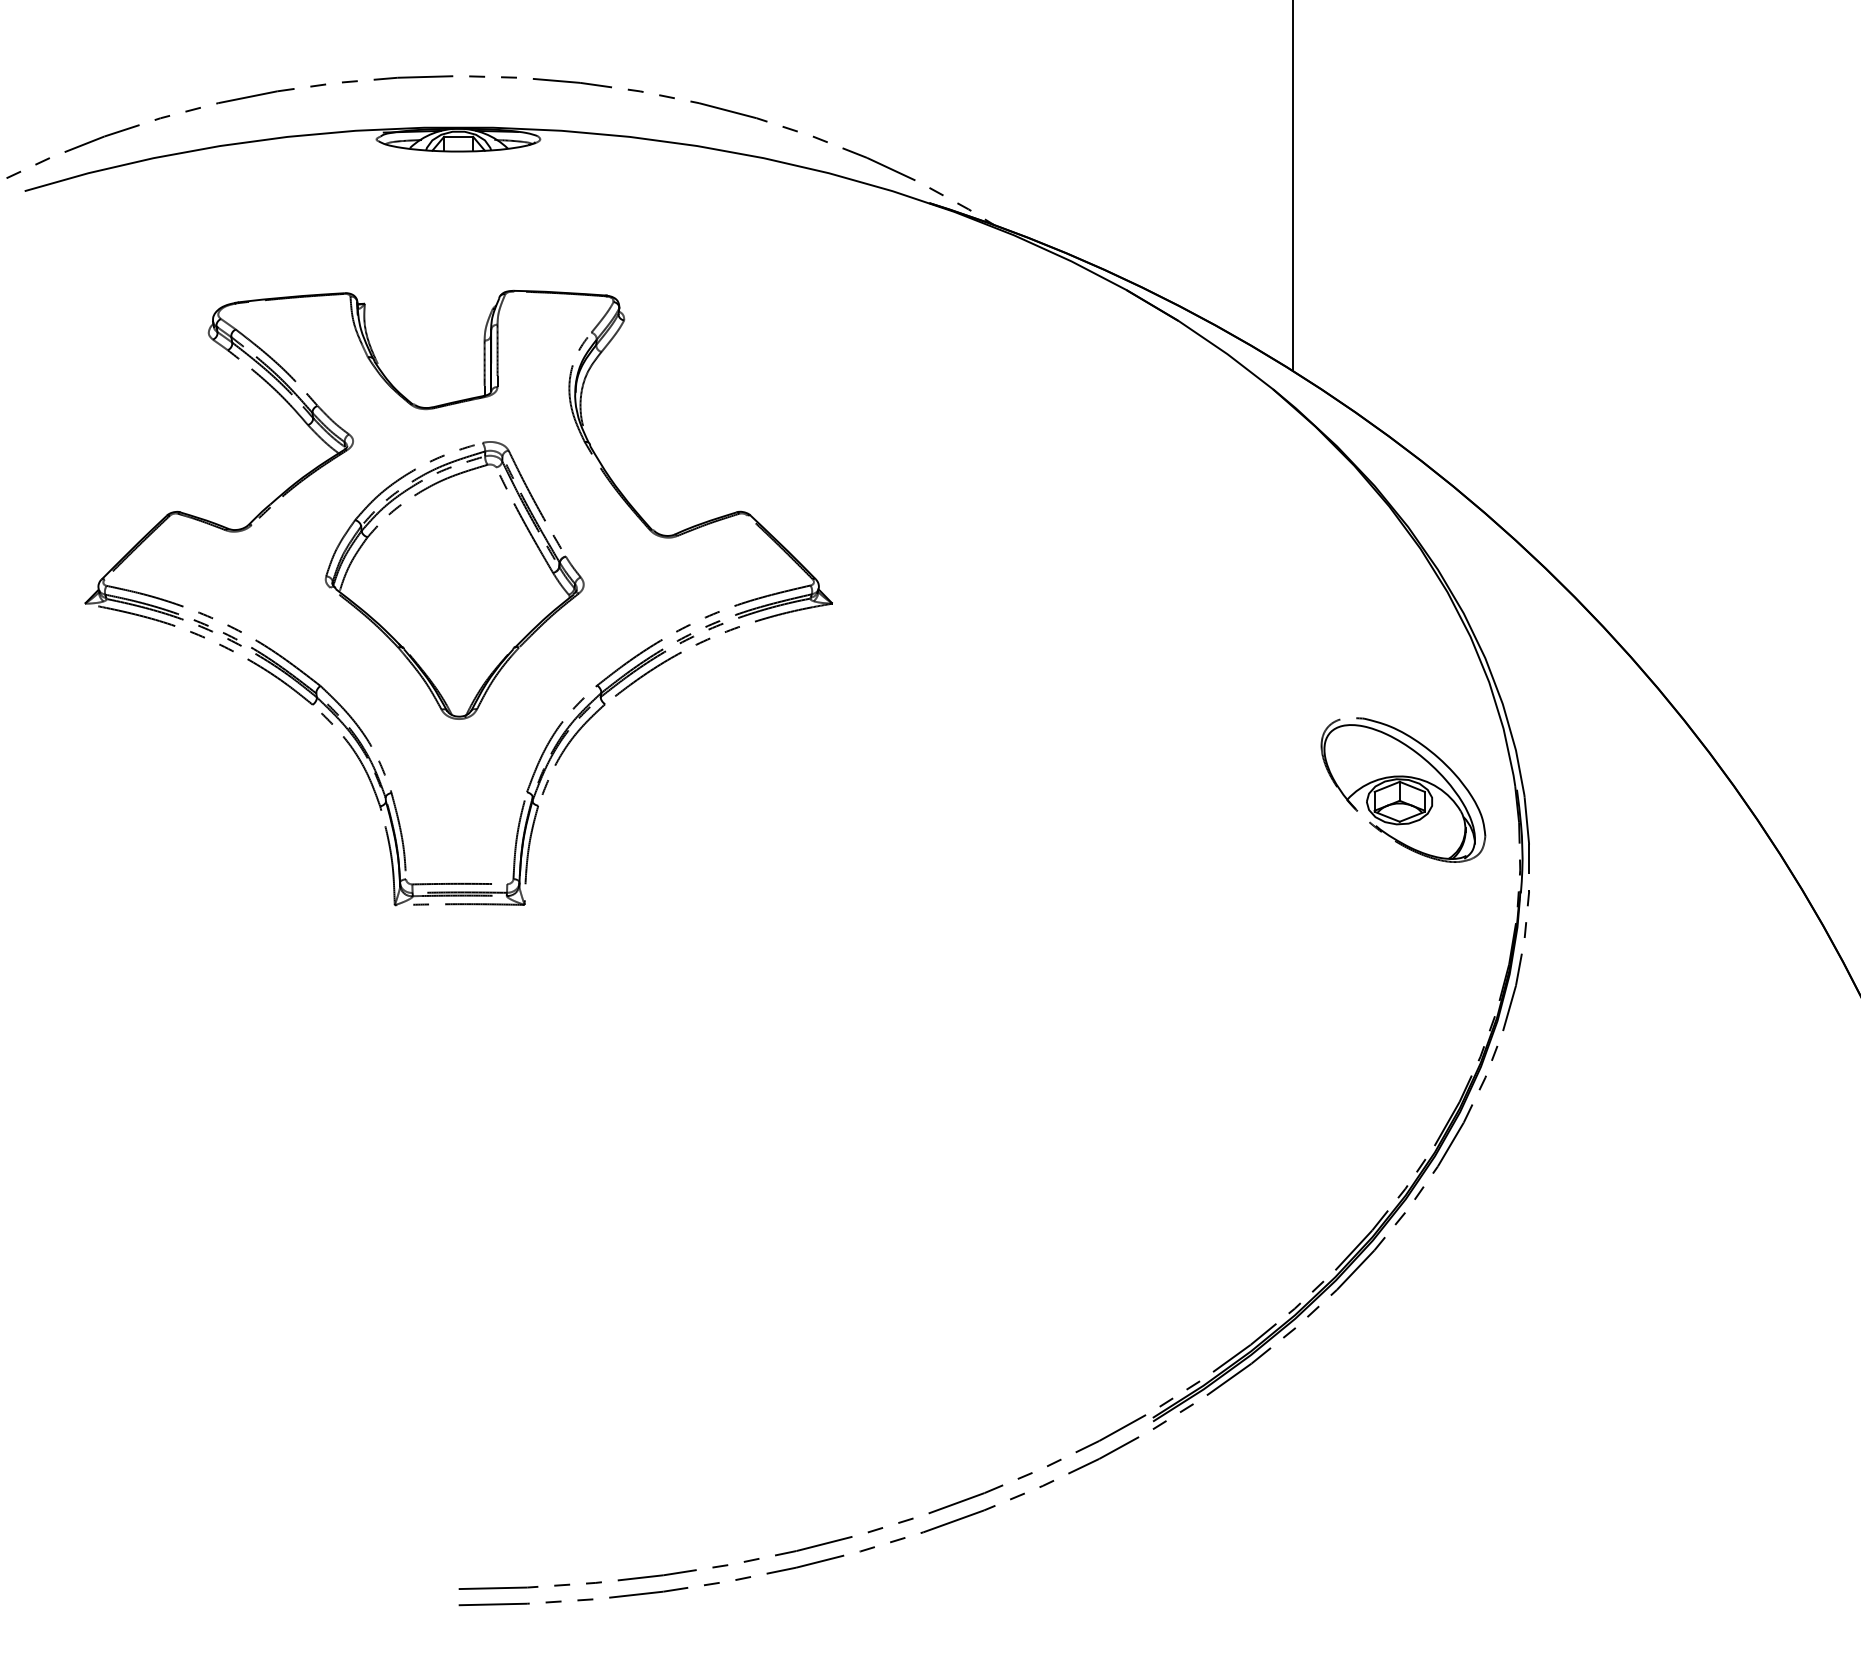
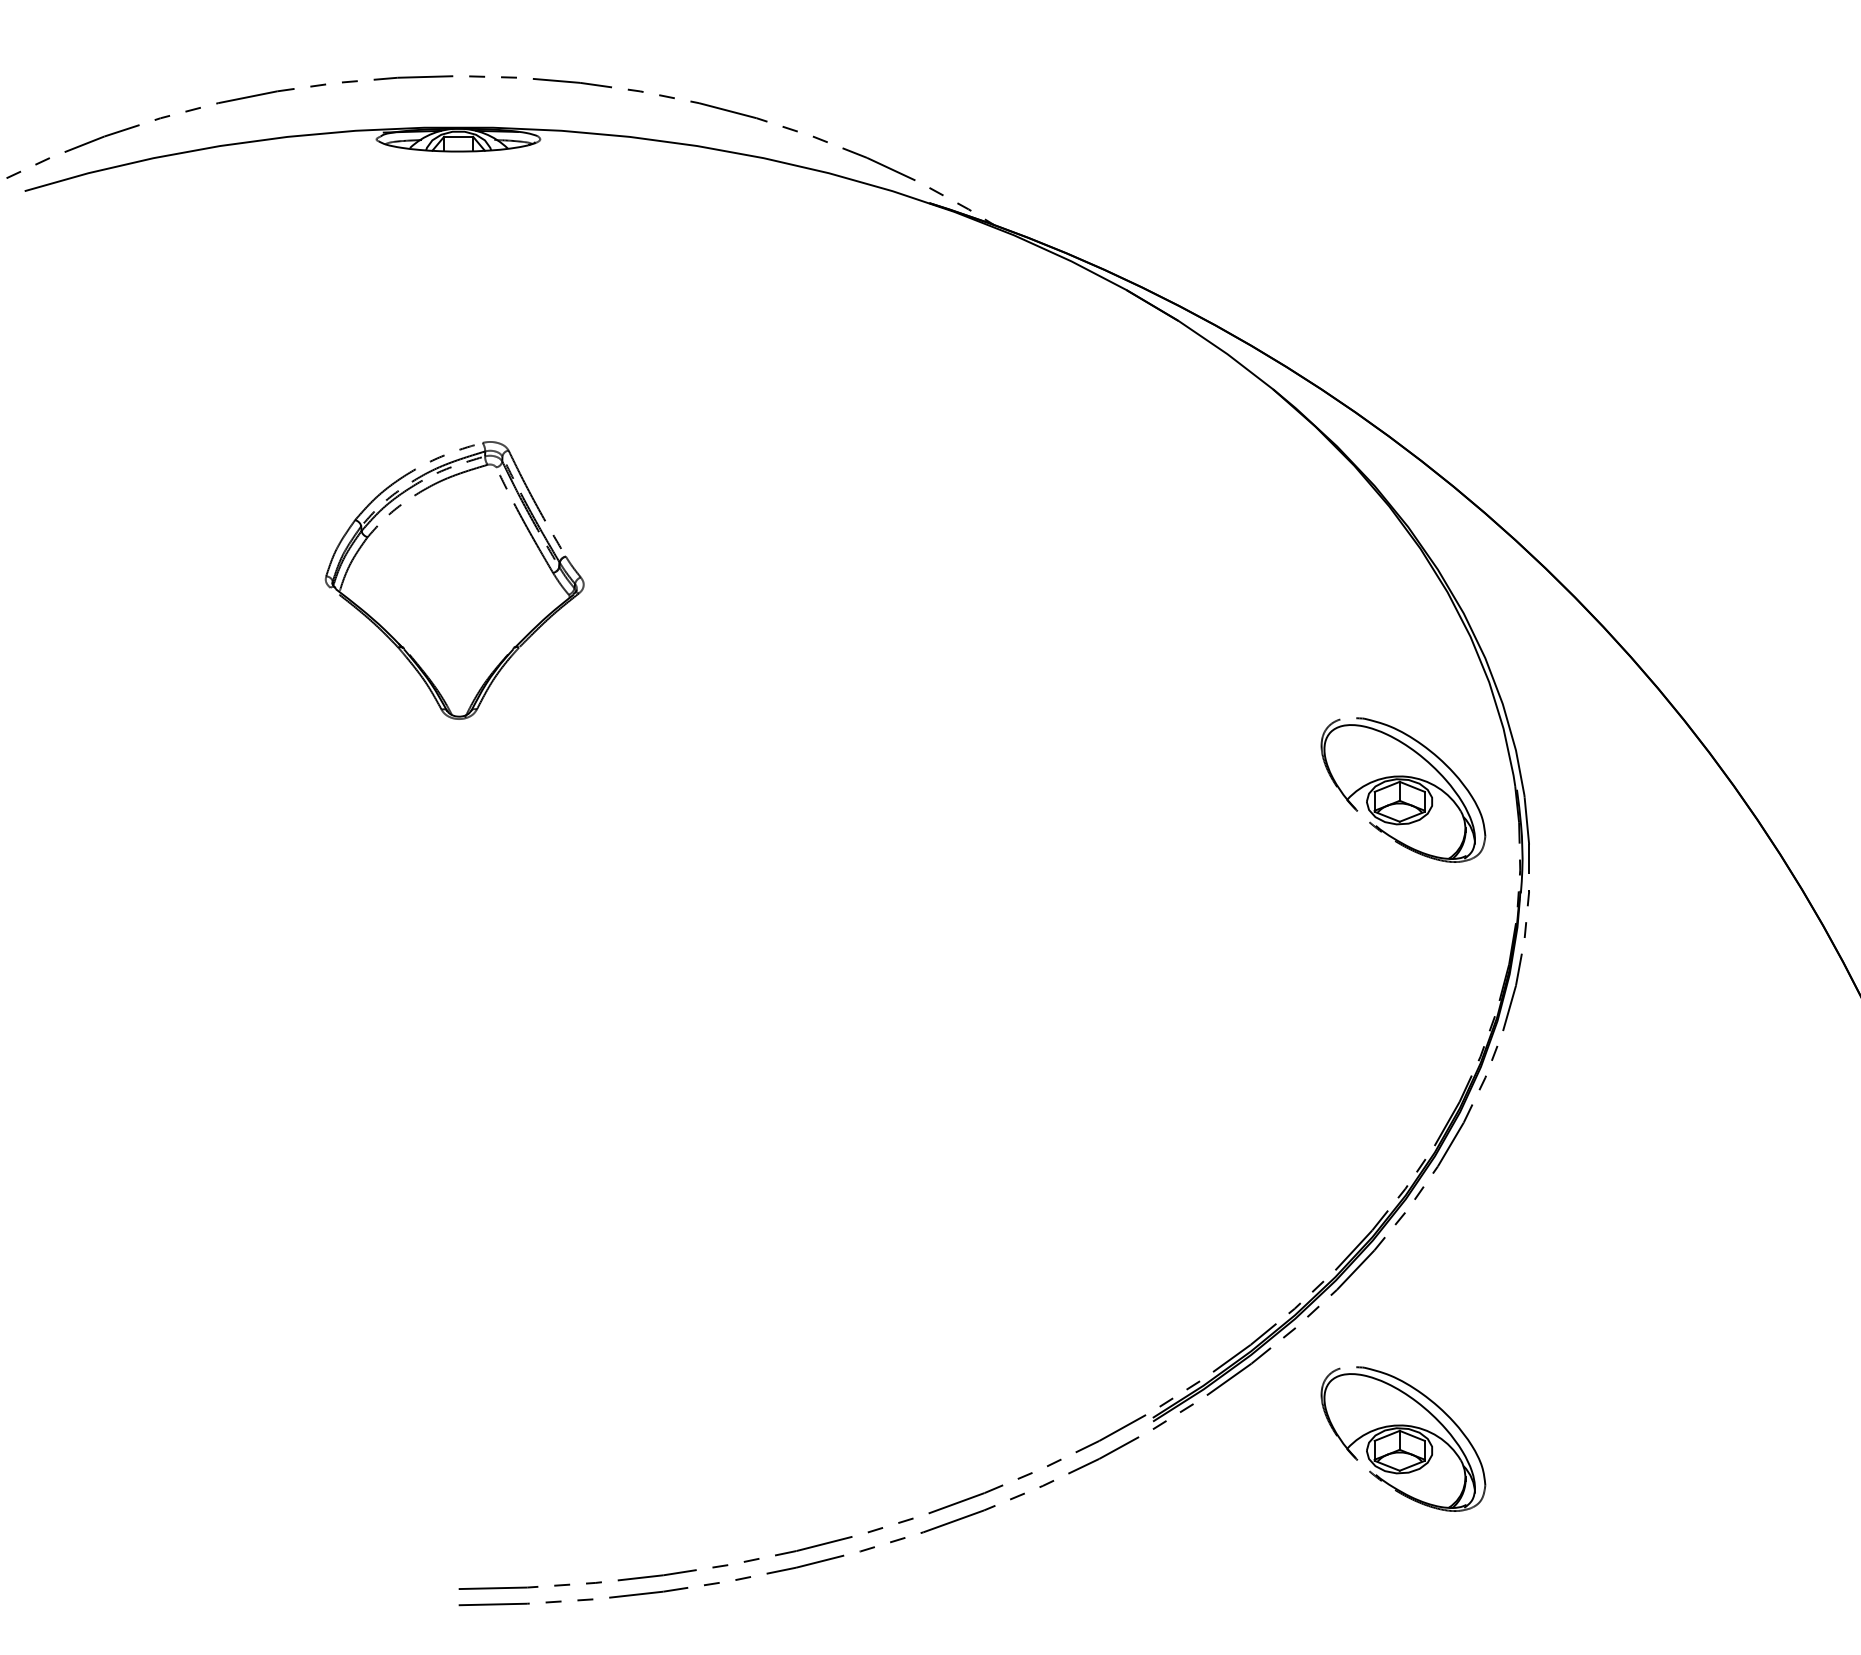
line: present -> none (1293, 186)
part: present -> none (345, 709)
part: none -> present (1403, 1438)
